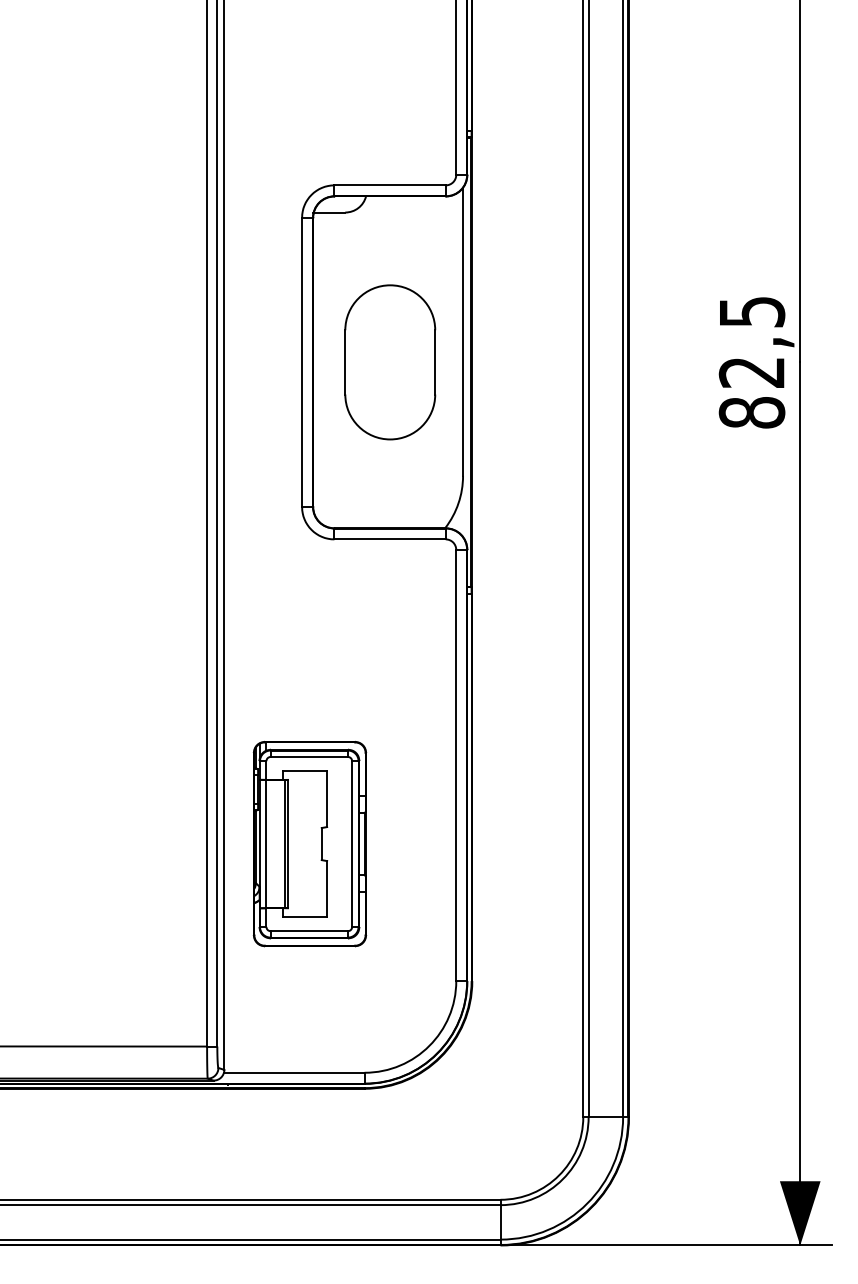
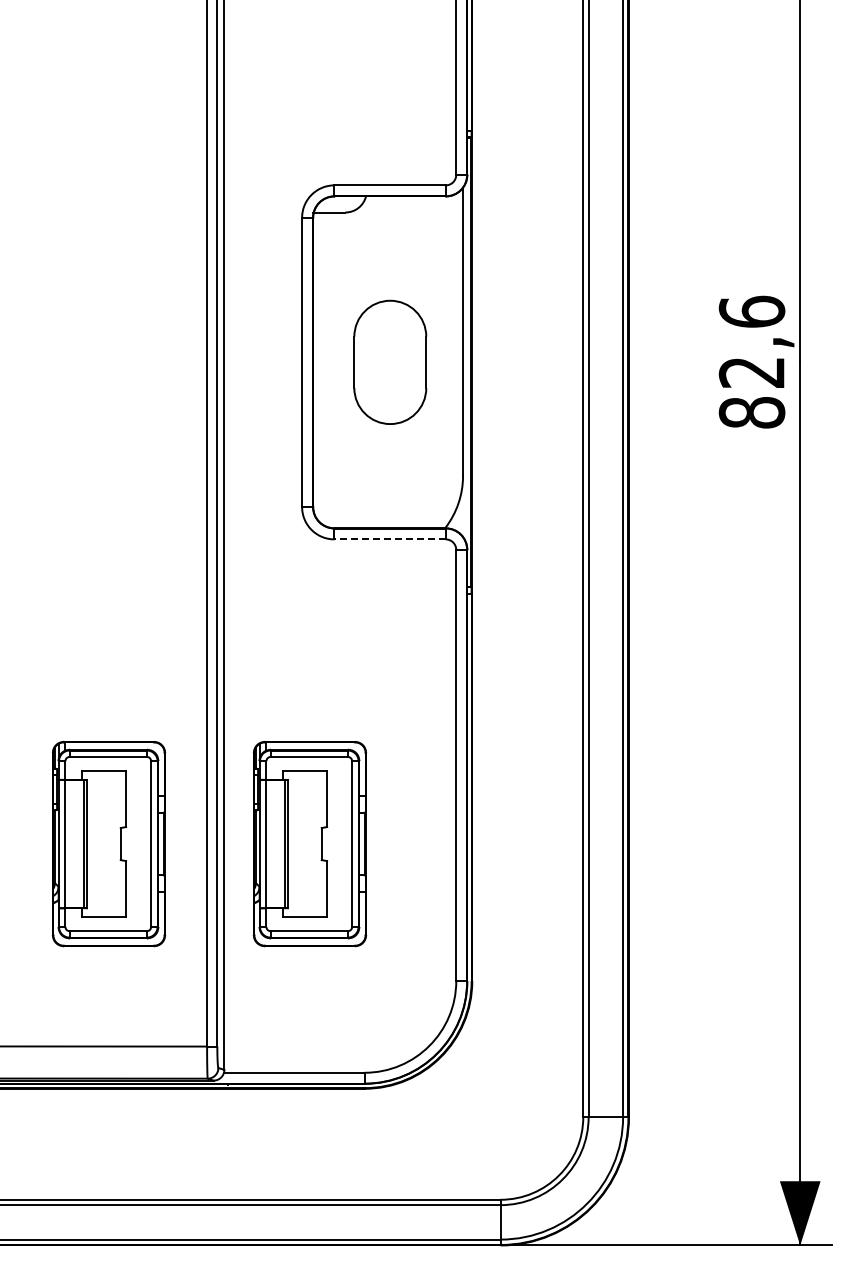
text: 82,5 -> 82,6 (751, 311)
part size: 93x157 px -> 75x126 px (390, 361)
line: solid -> dashed (390, 539)
part: none -> present (108, 844)
